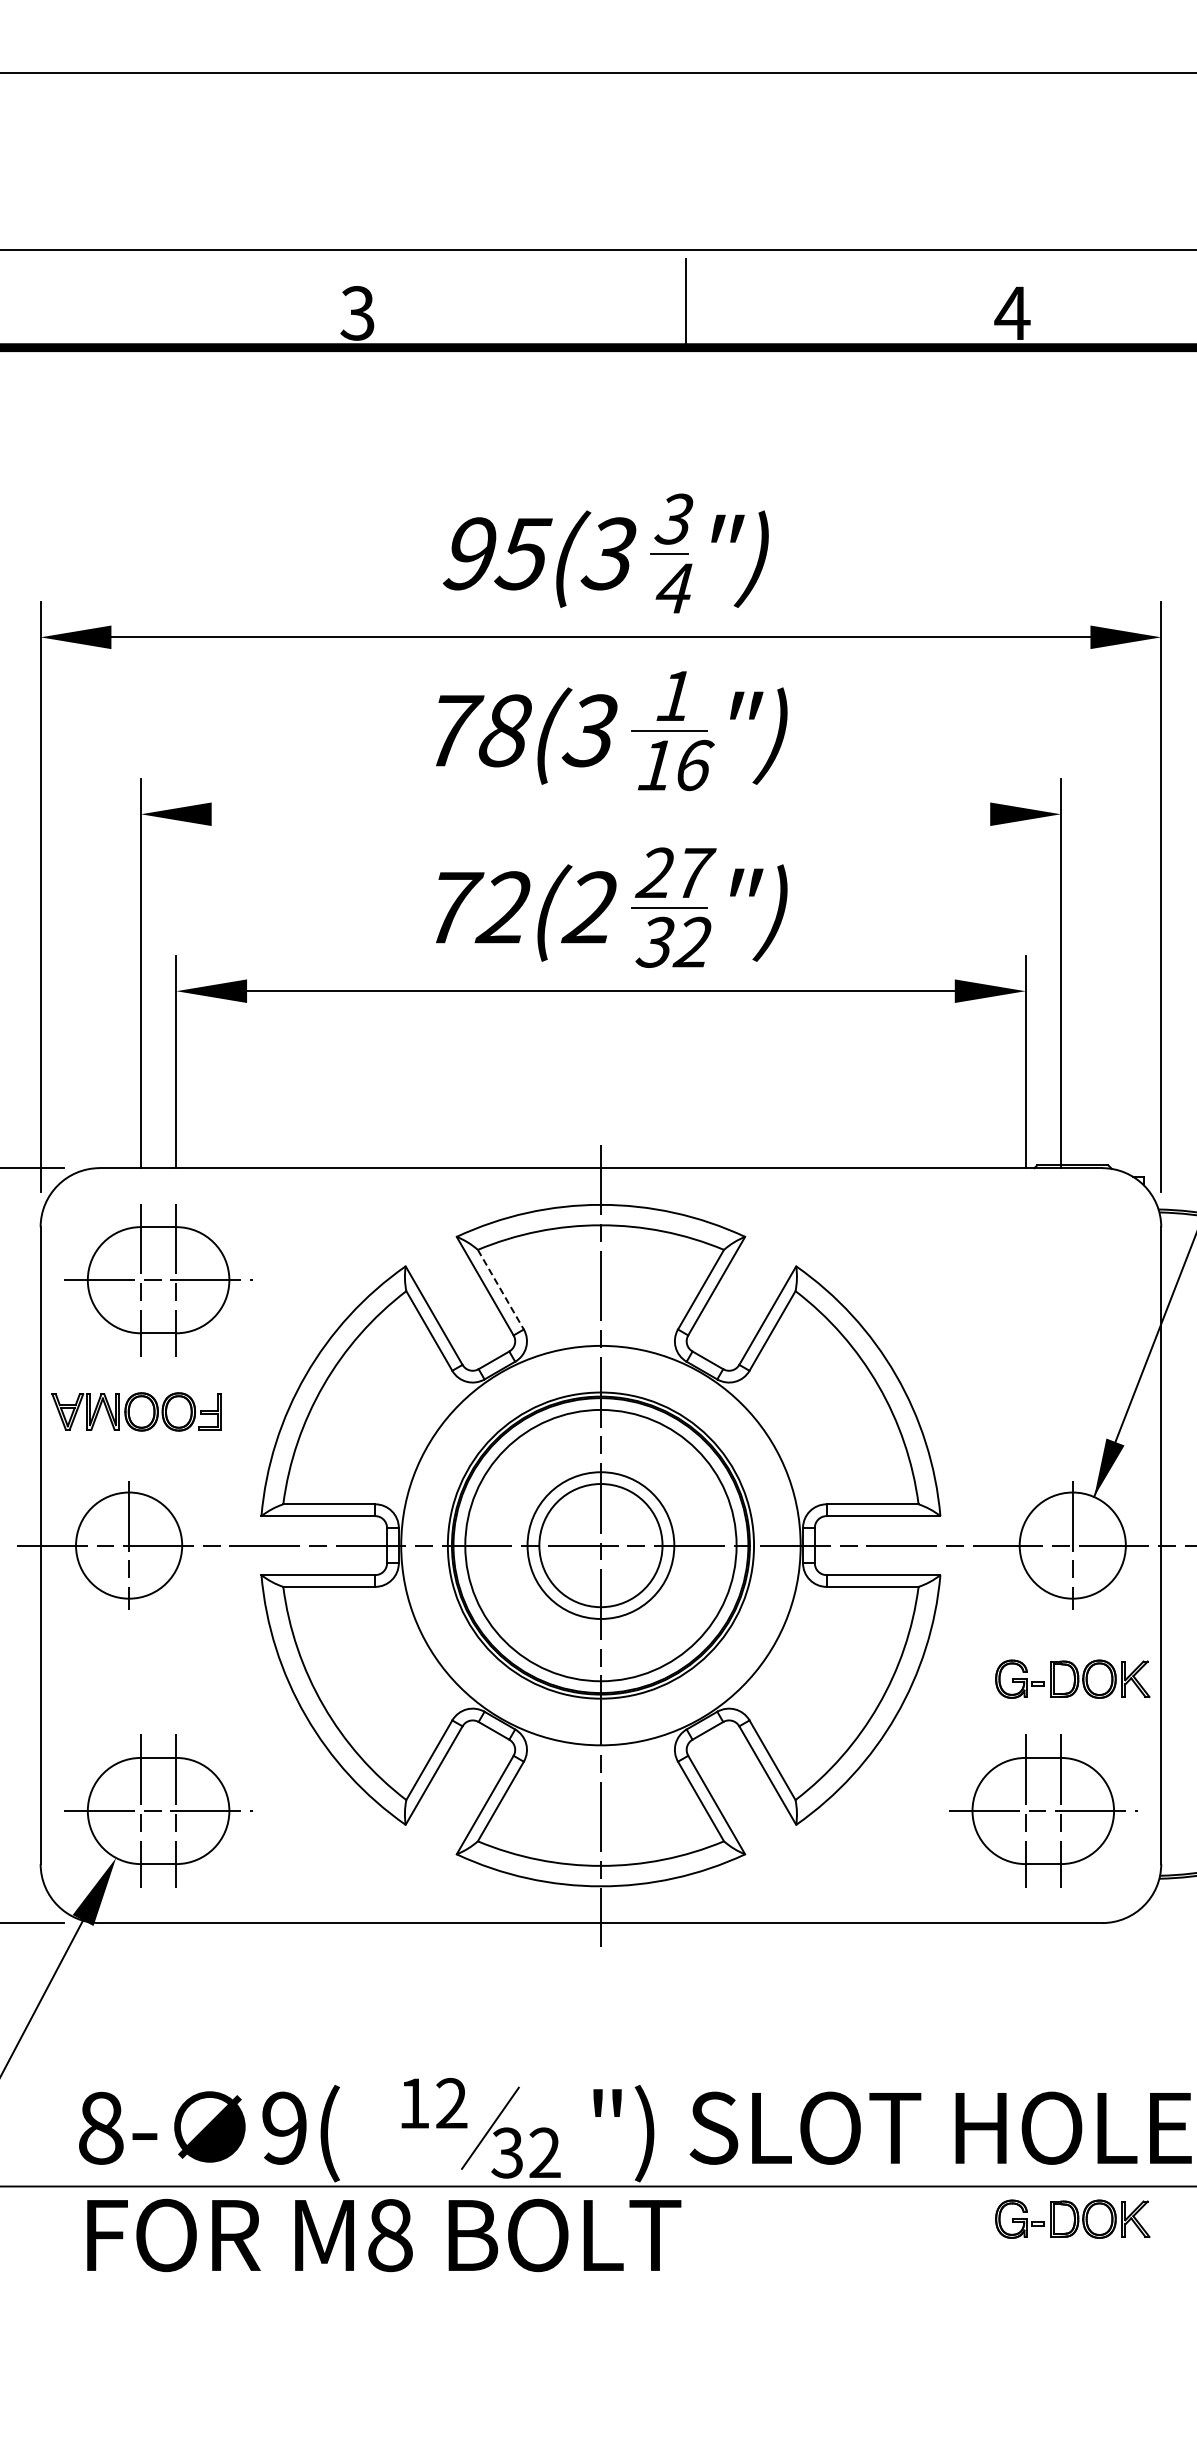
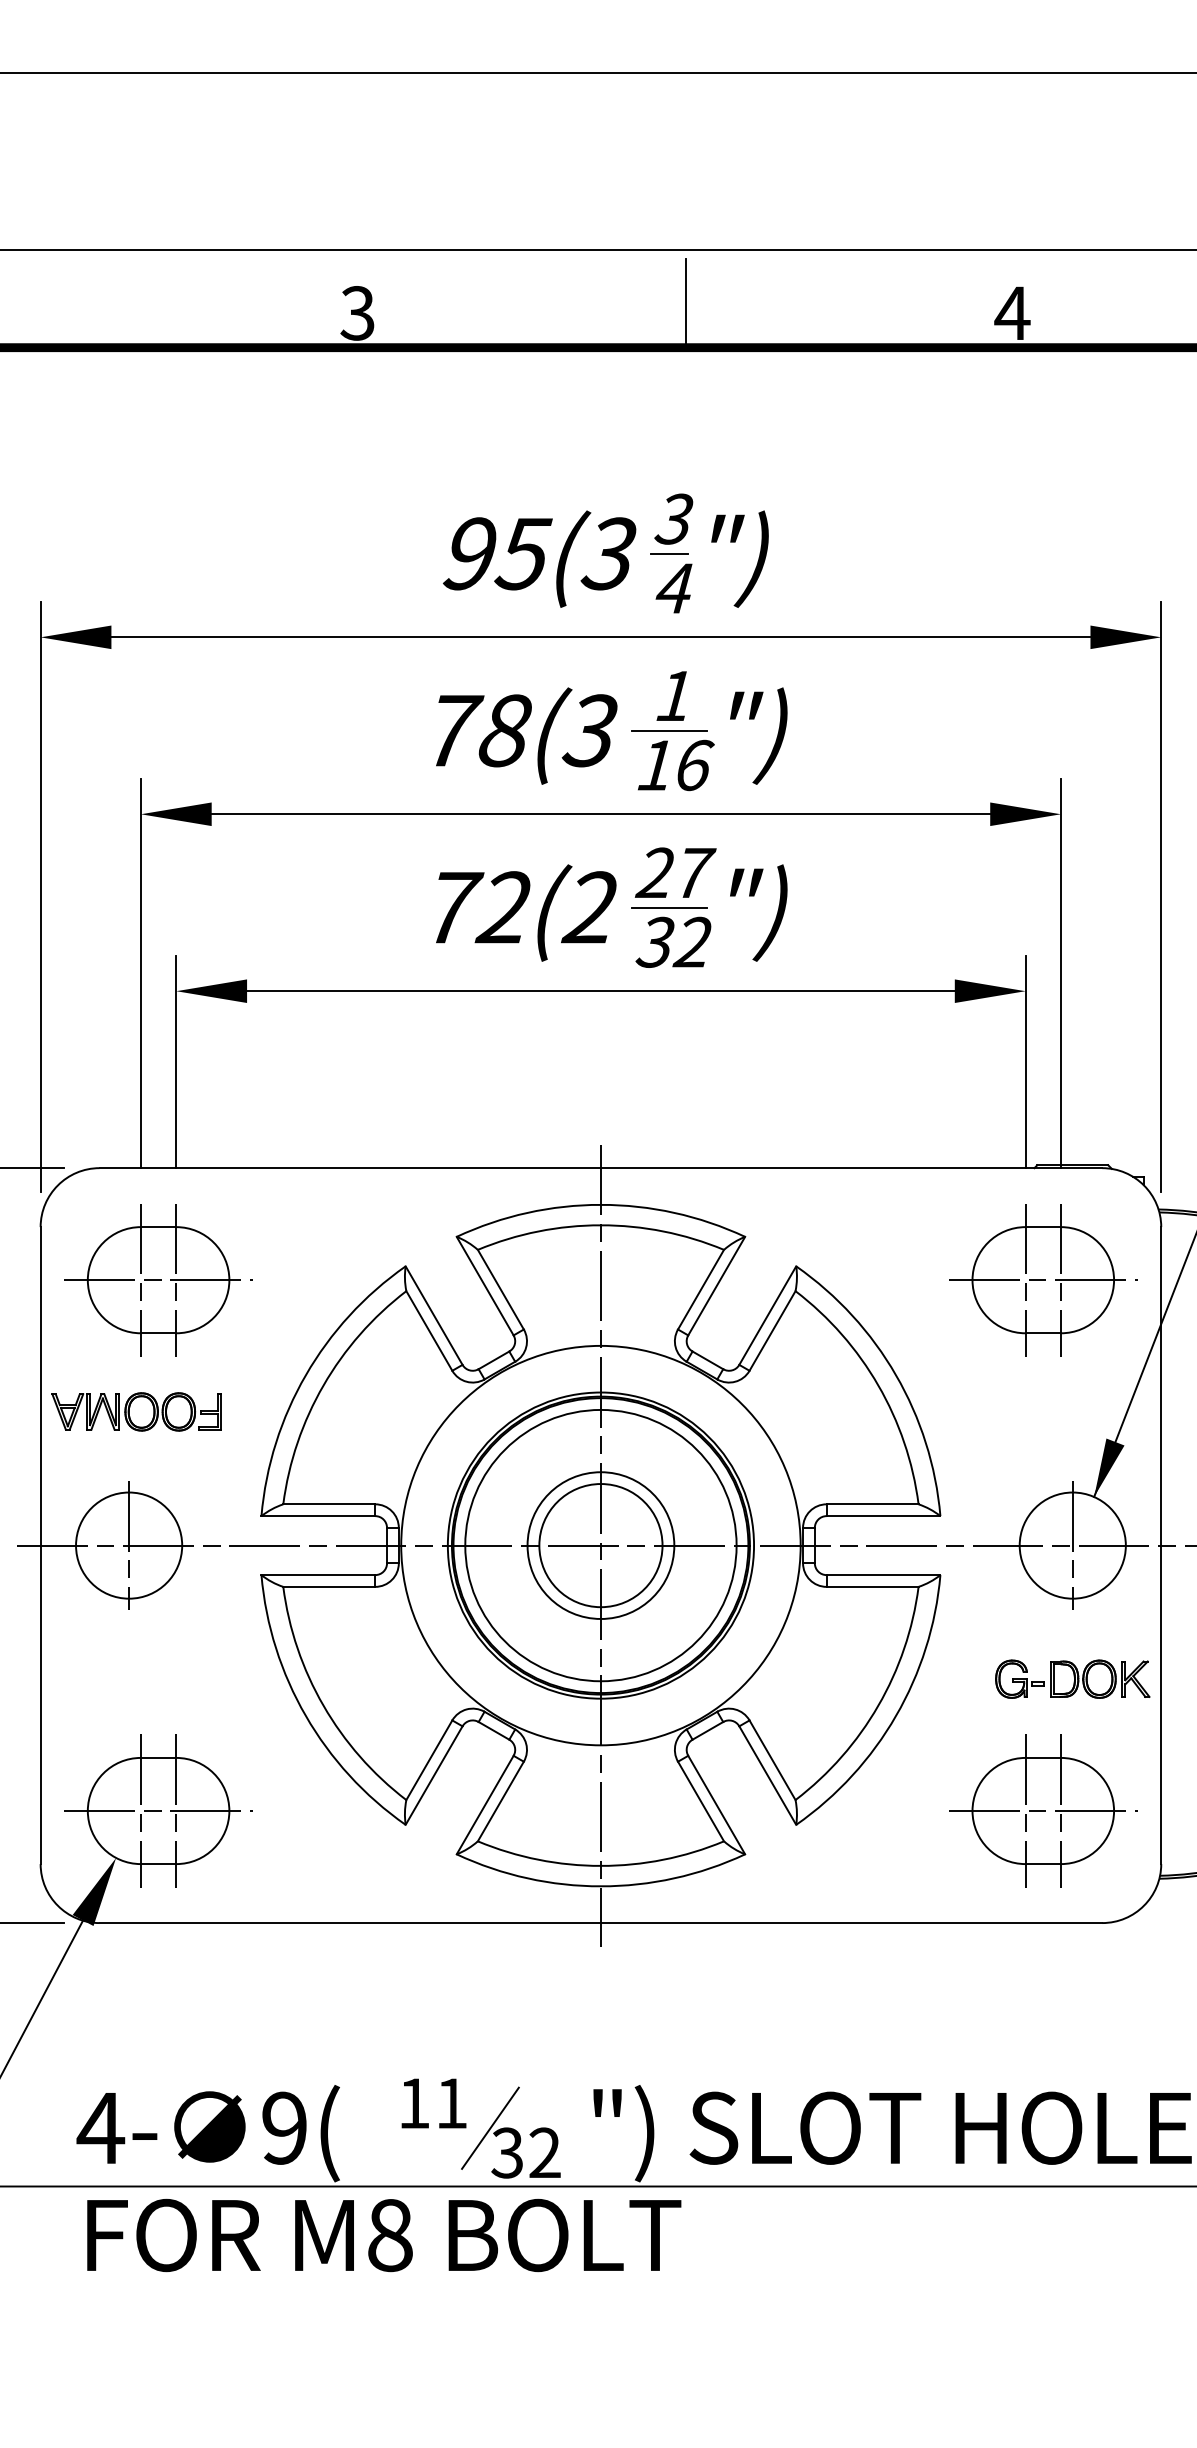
line: none -> present (600, 814)
part: none -> present (1043, 1280)
line: dashed -> solid (500, 1289)
text: 12 -> 11 (451, 2102)
text: 8- -> 4- (100, 2127)
part: present -> none (1072, 2218)
